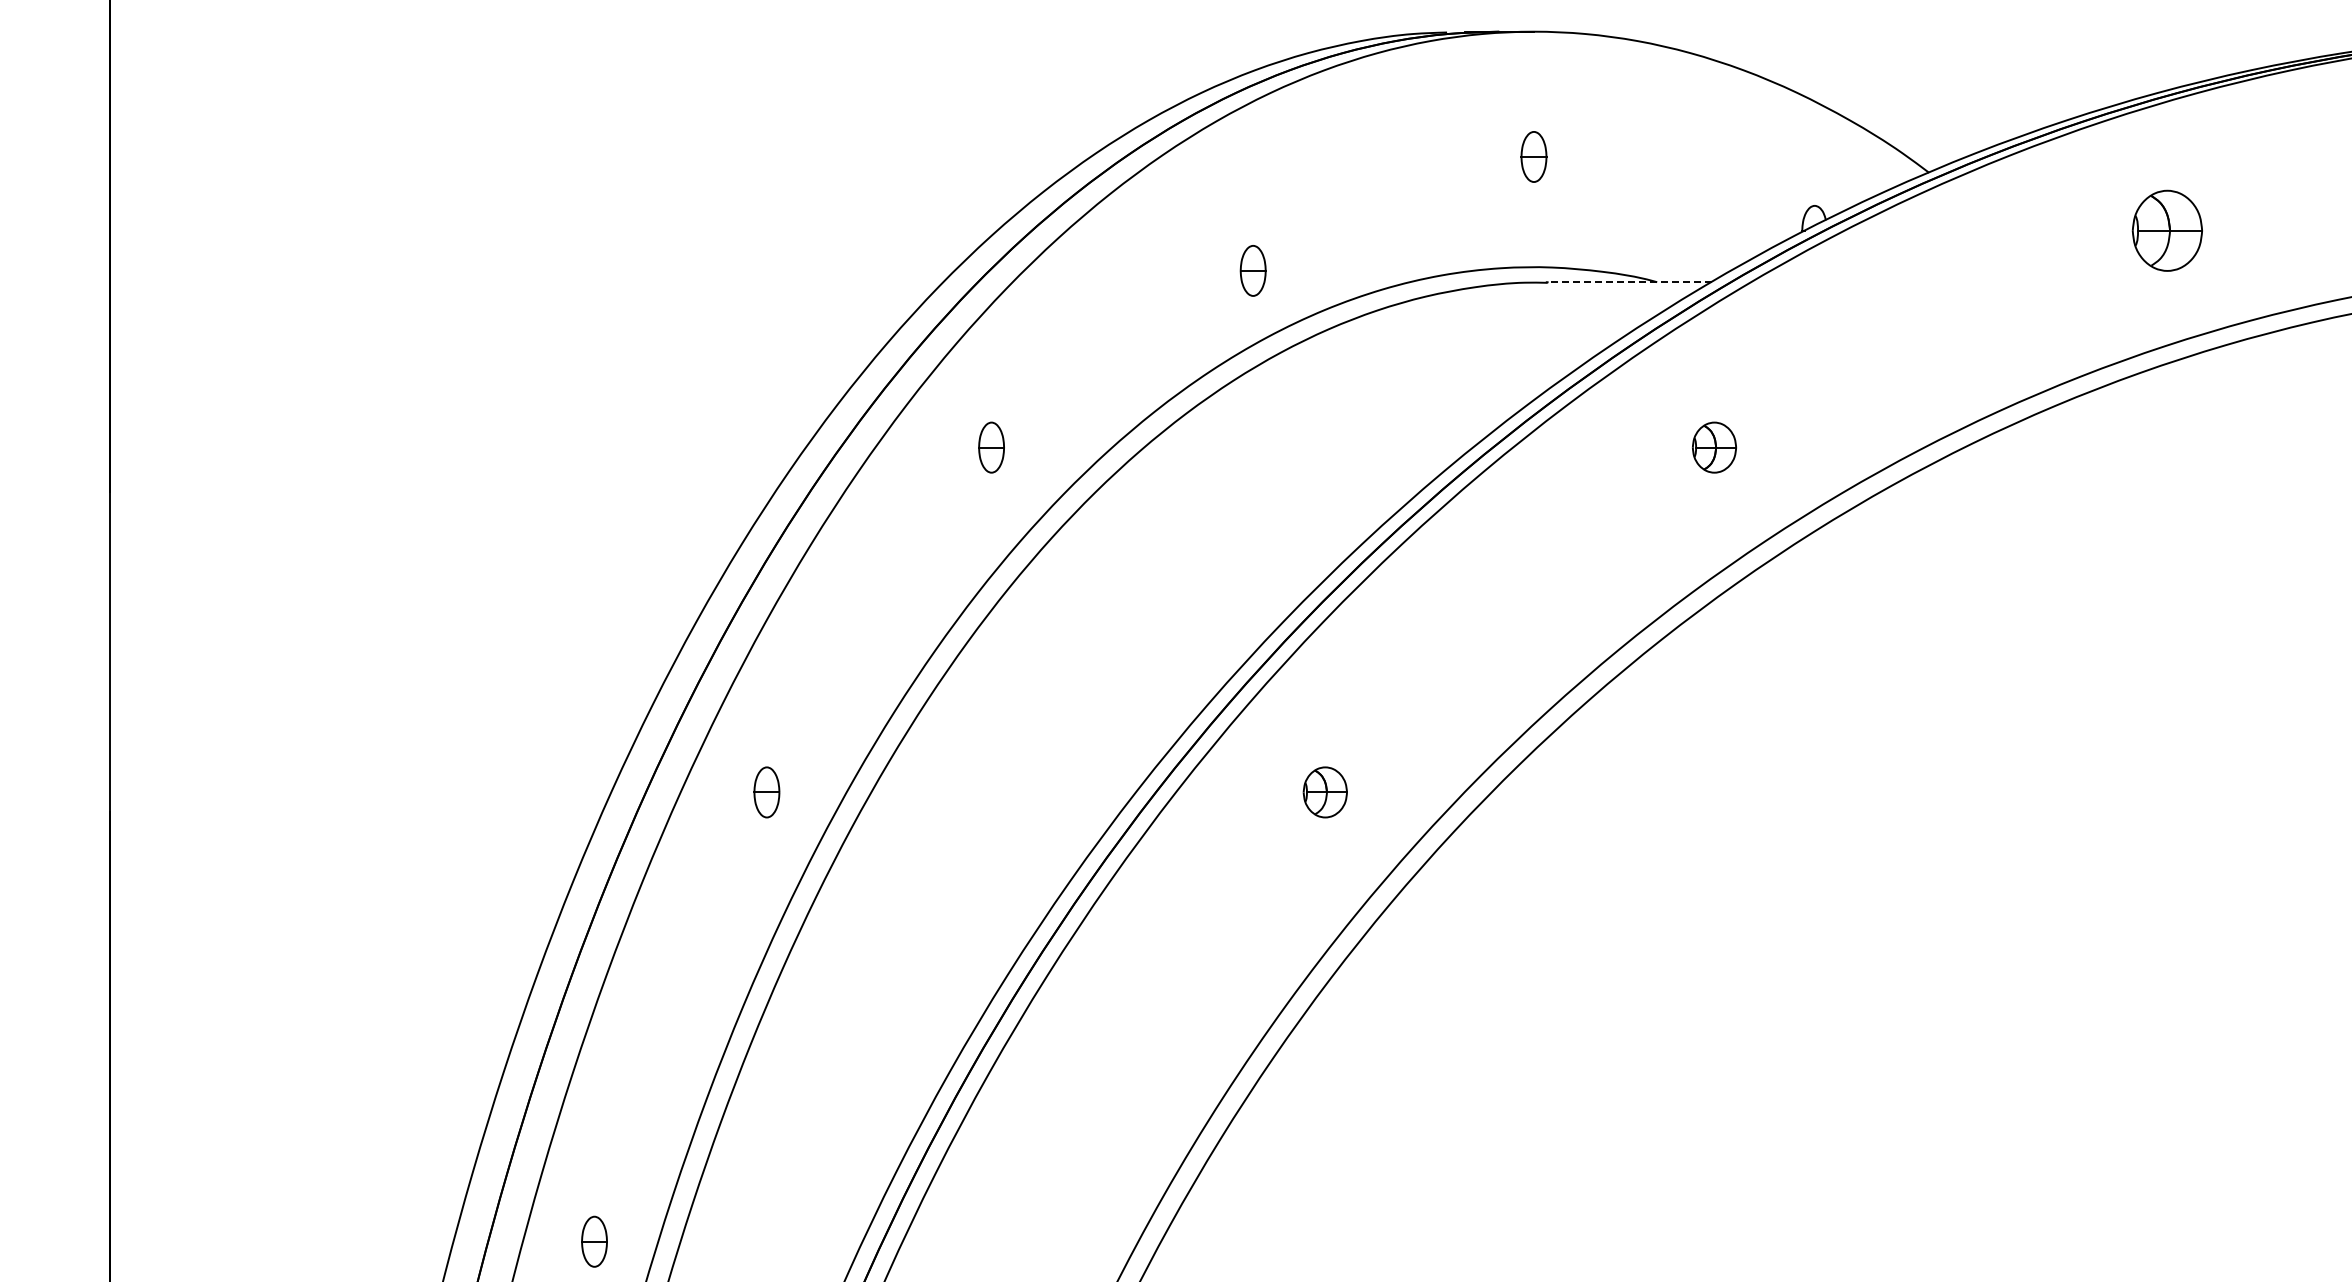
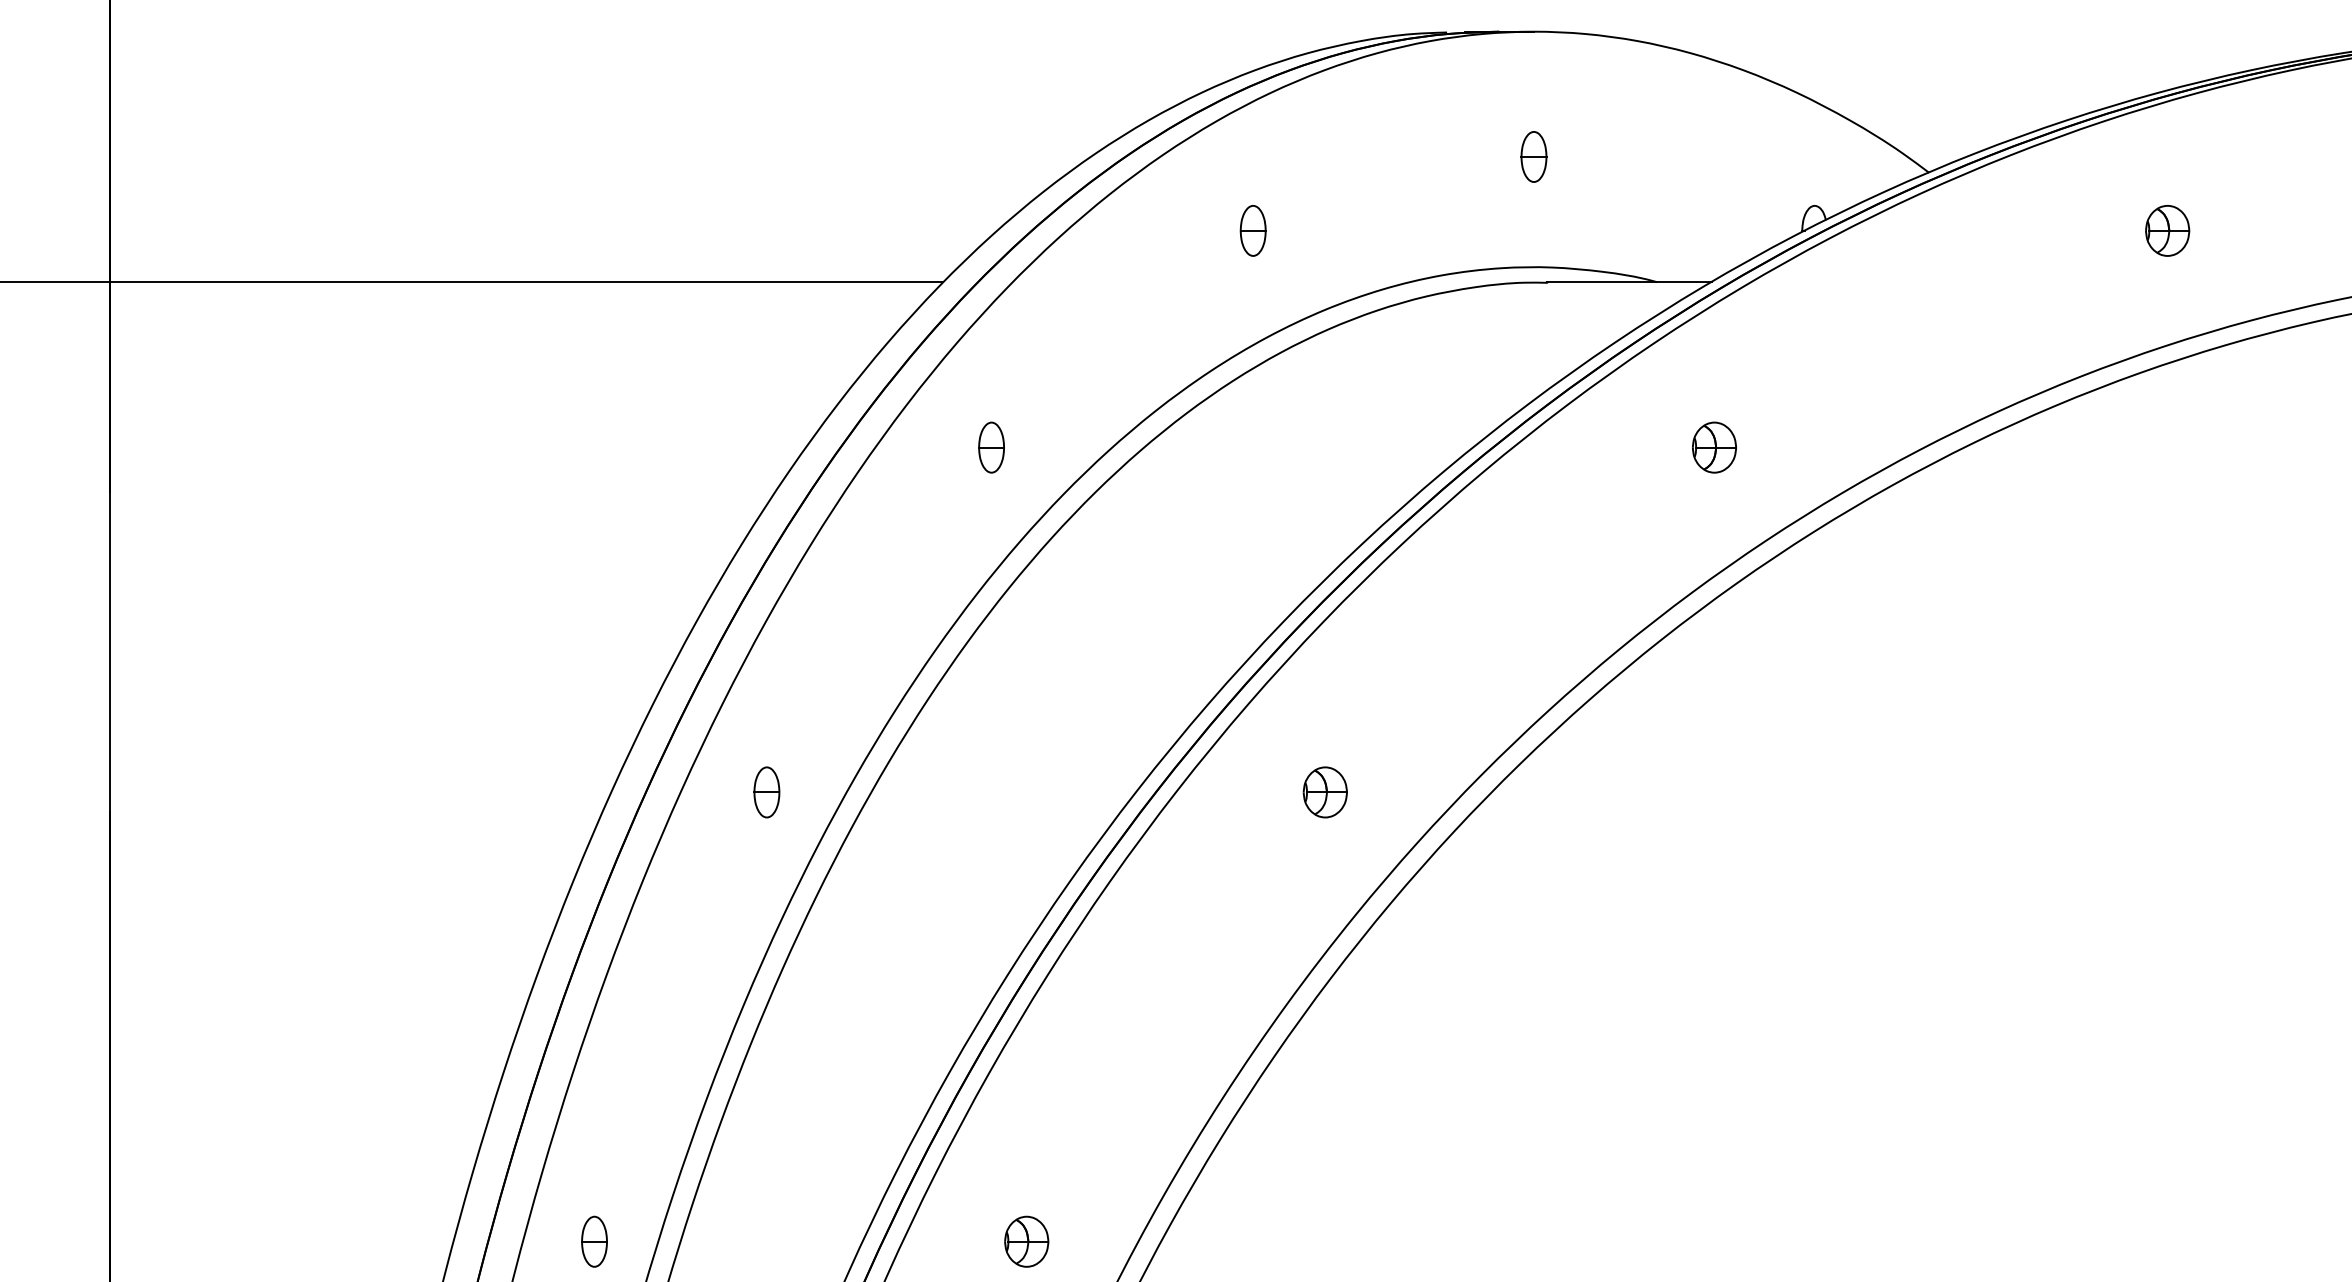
part size: 72x83 px -> 46x52 px (2167, 230)
part position: (1252, 270) -> (1252, 230) (1252, 230)
line: none -> present (472, 282)
line: dashed -> solid (1628, 282)
part: none -> present (1026, 1241)
